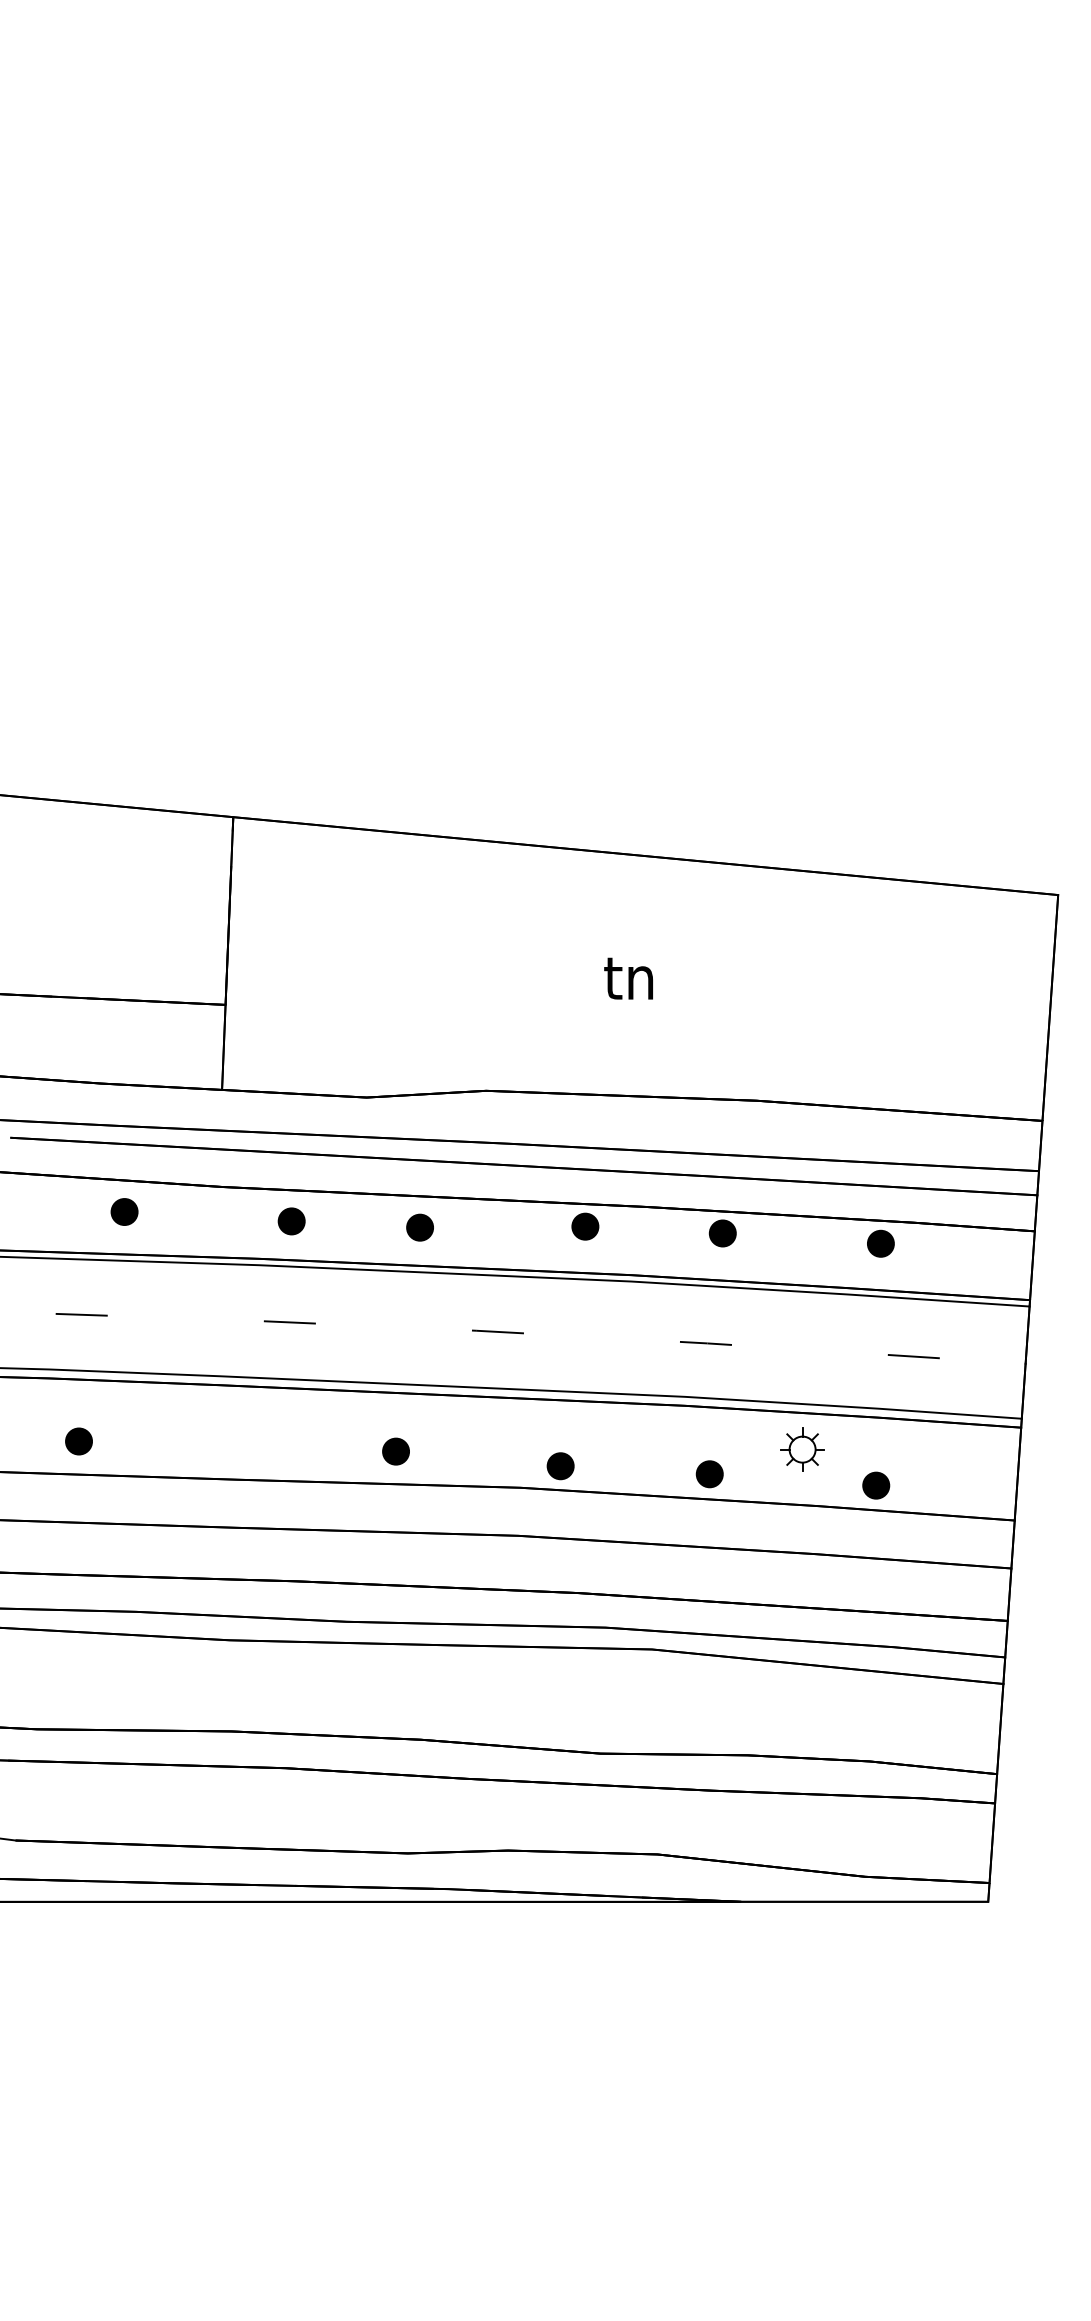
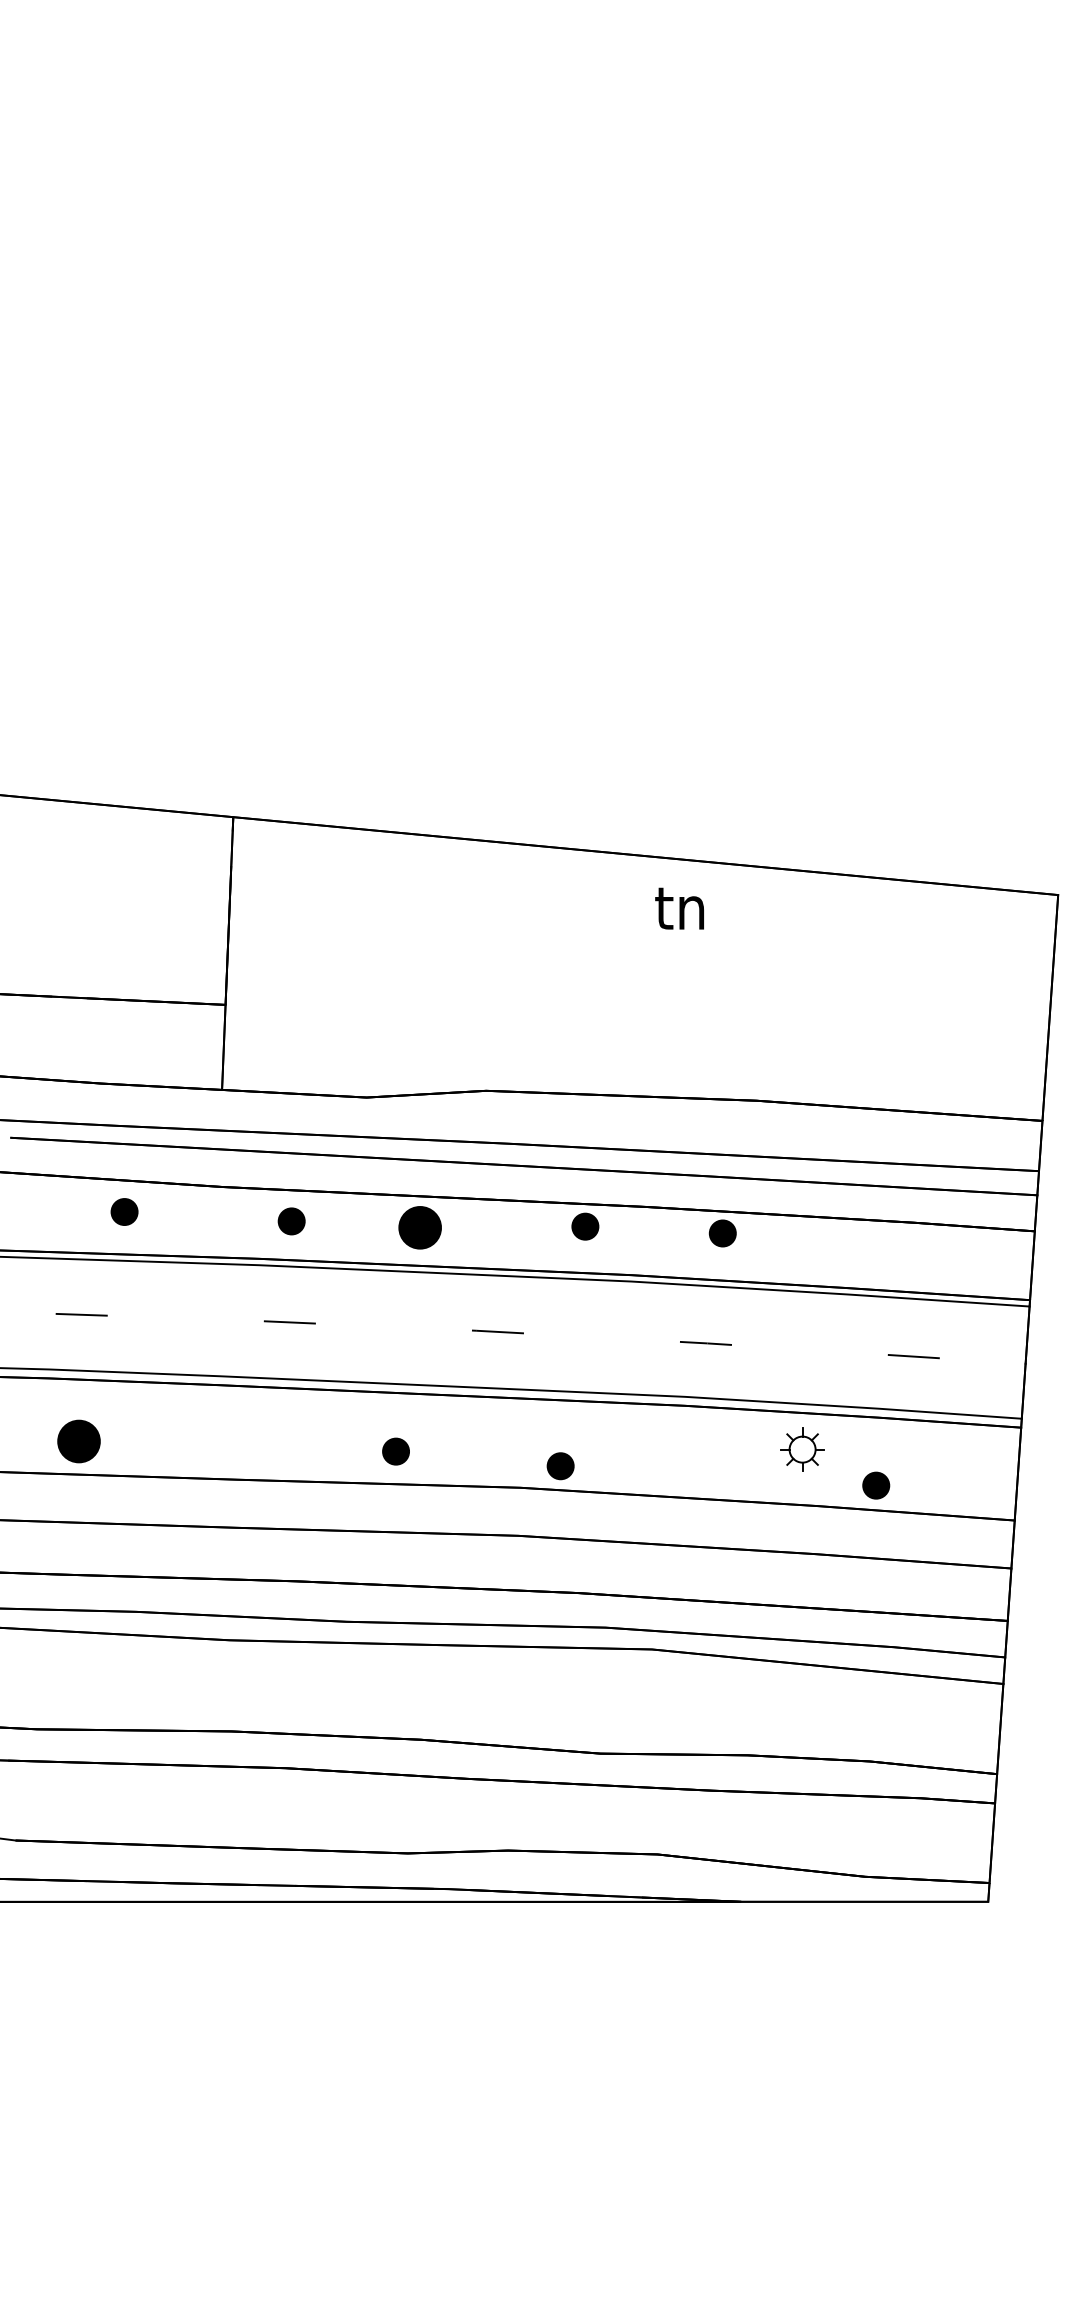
text position: (628, 978) -> (679, 908) (679, 908)
part size: 28x29 px -> 44x44 px (419, 1227)
part: present -> none (880, 1243)
part size: 28x29 px -> 44x45 px (78, 1441)
part: present -> none (709, 1474)
